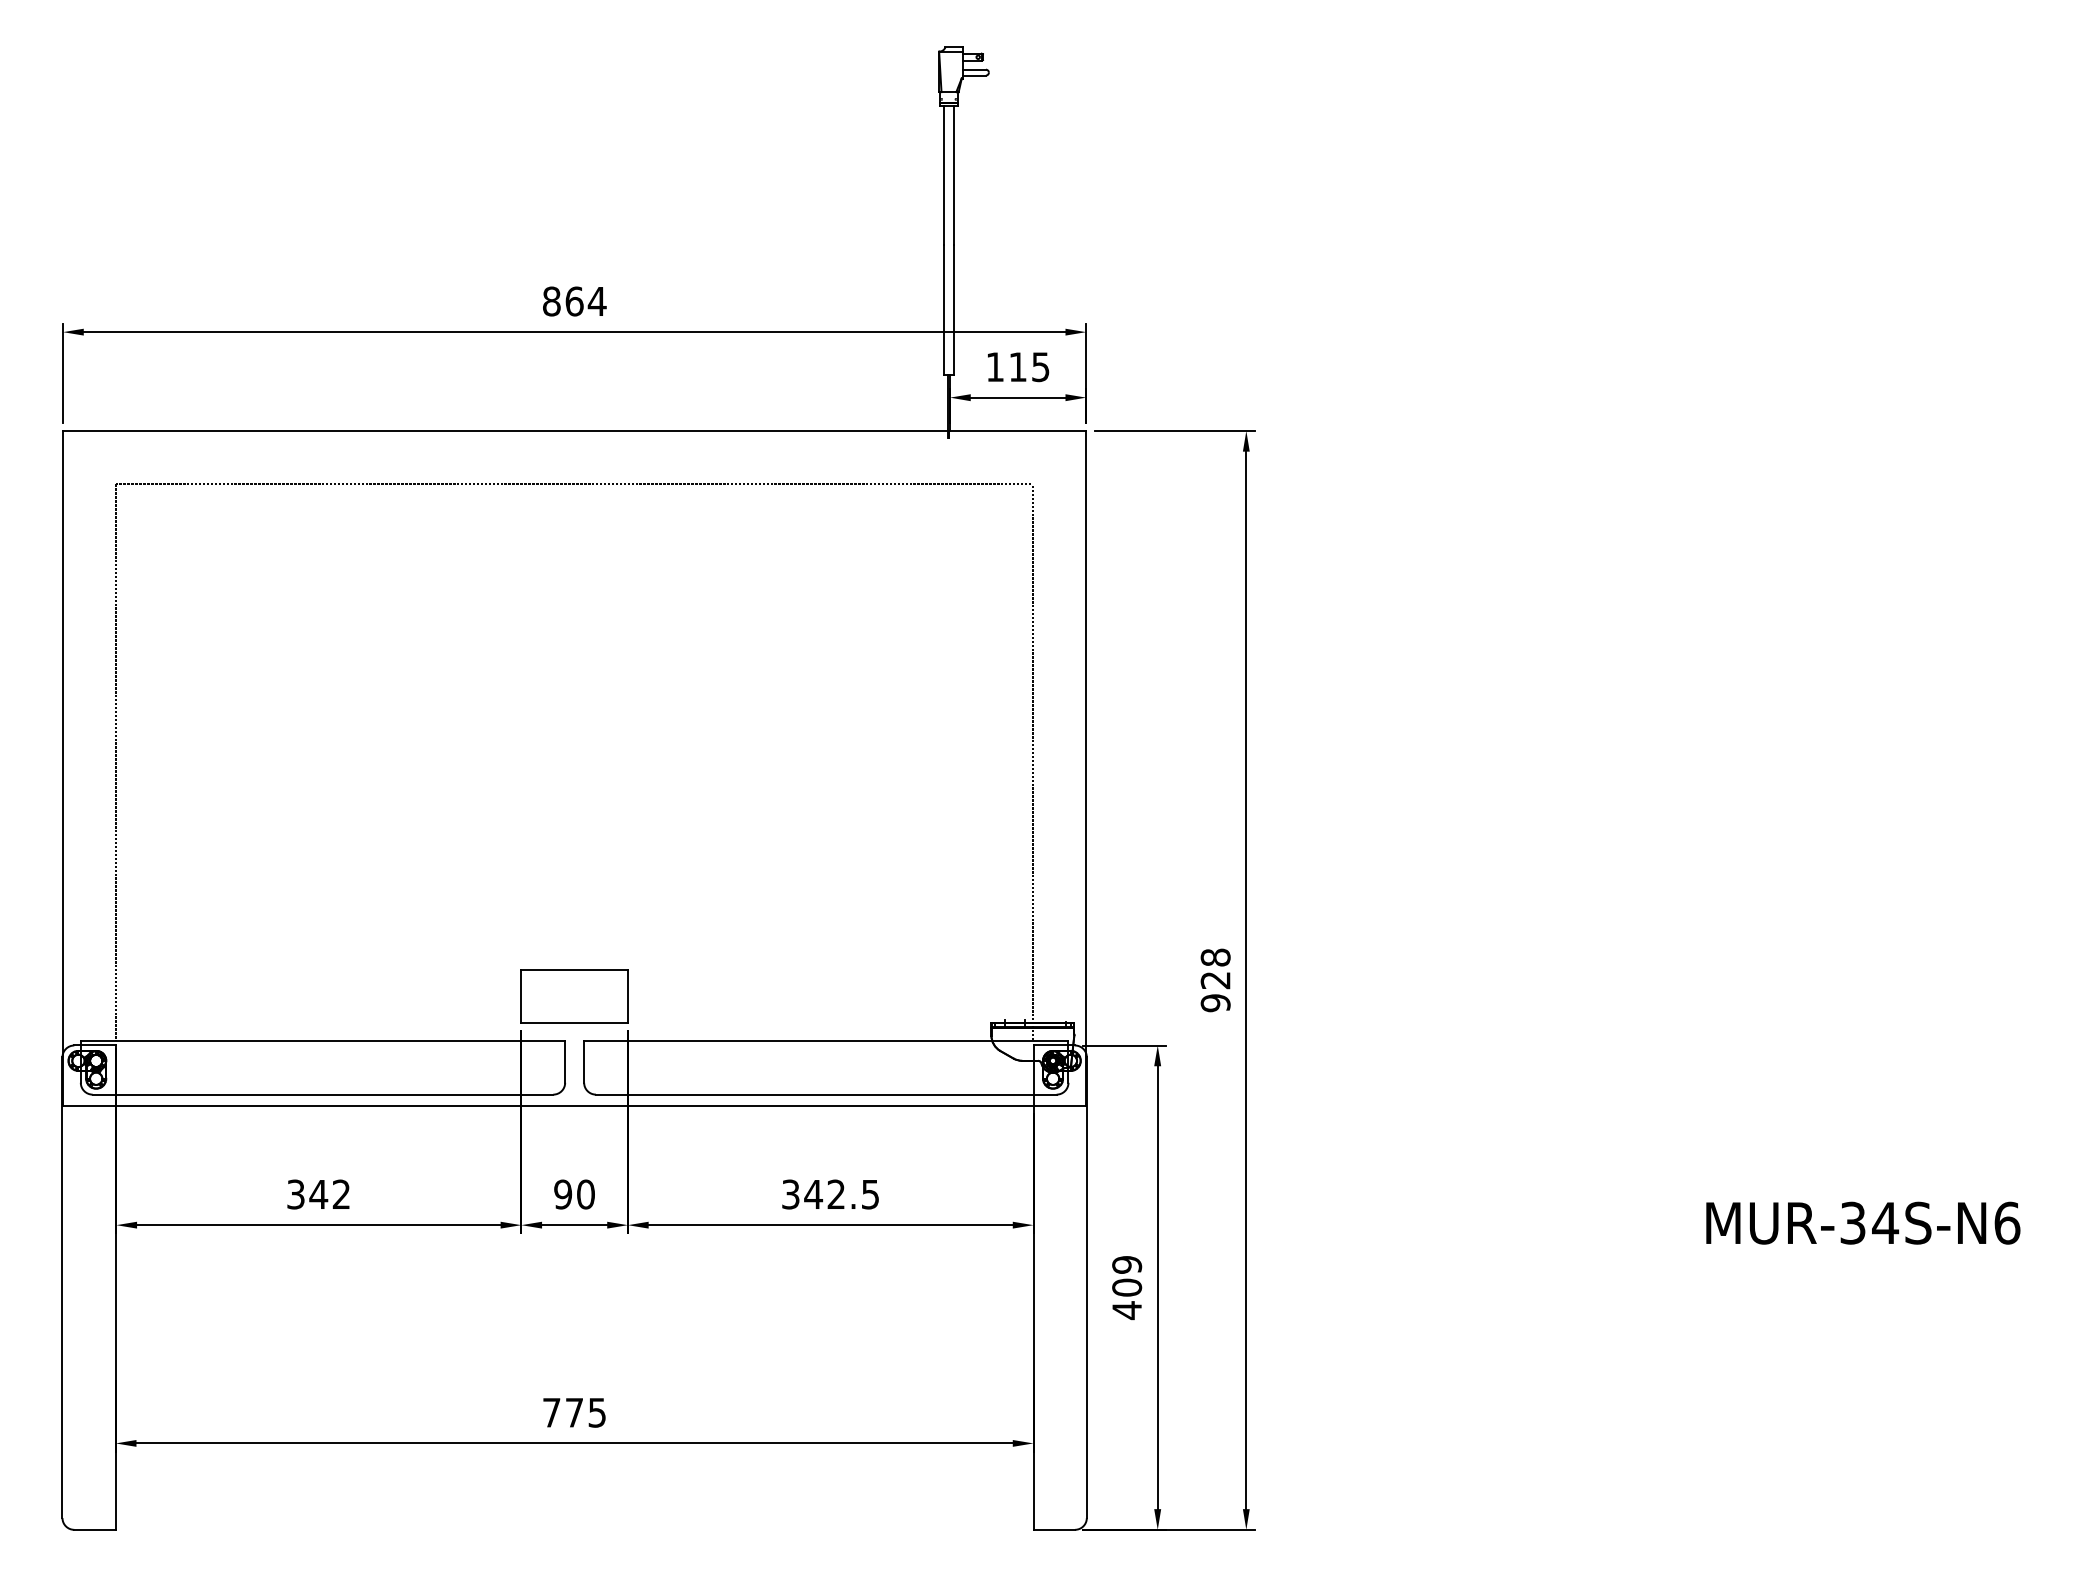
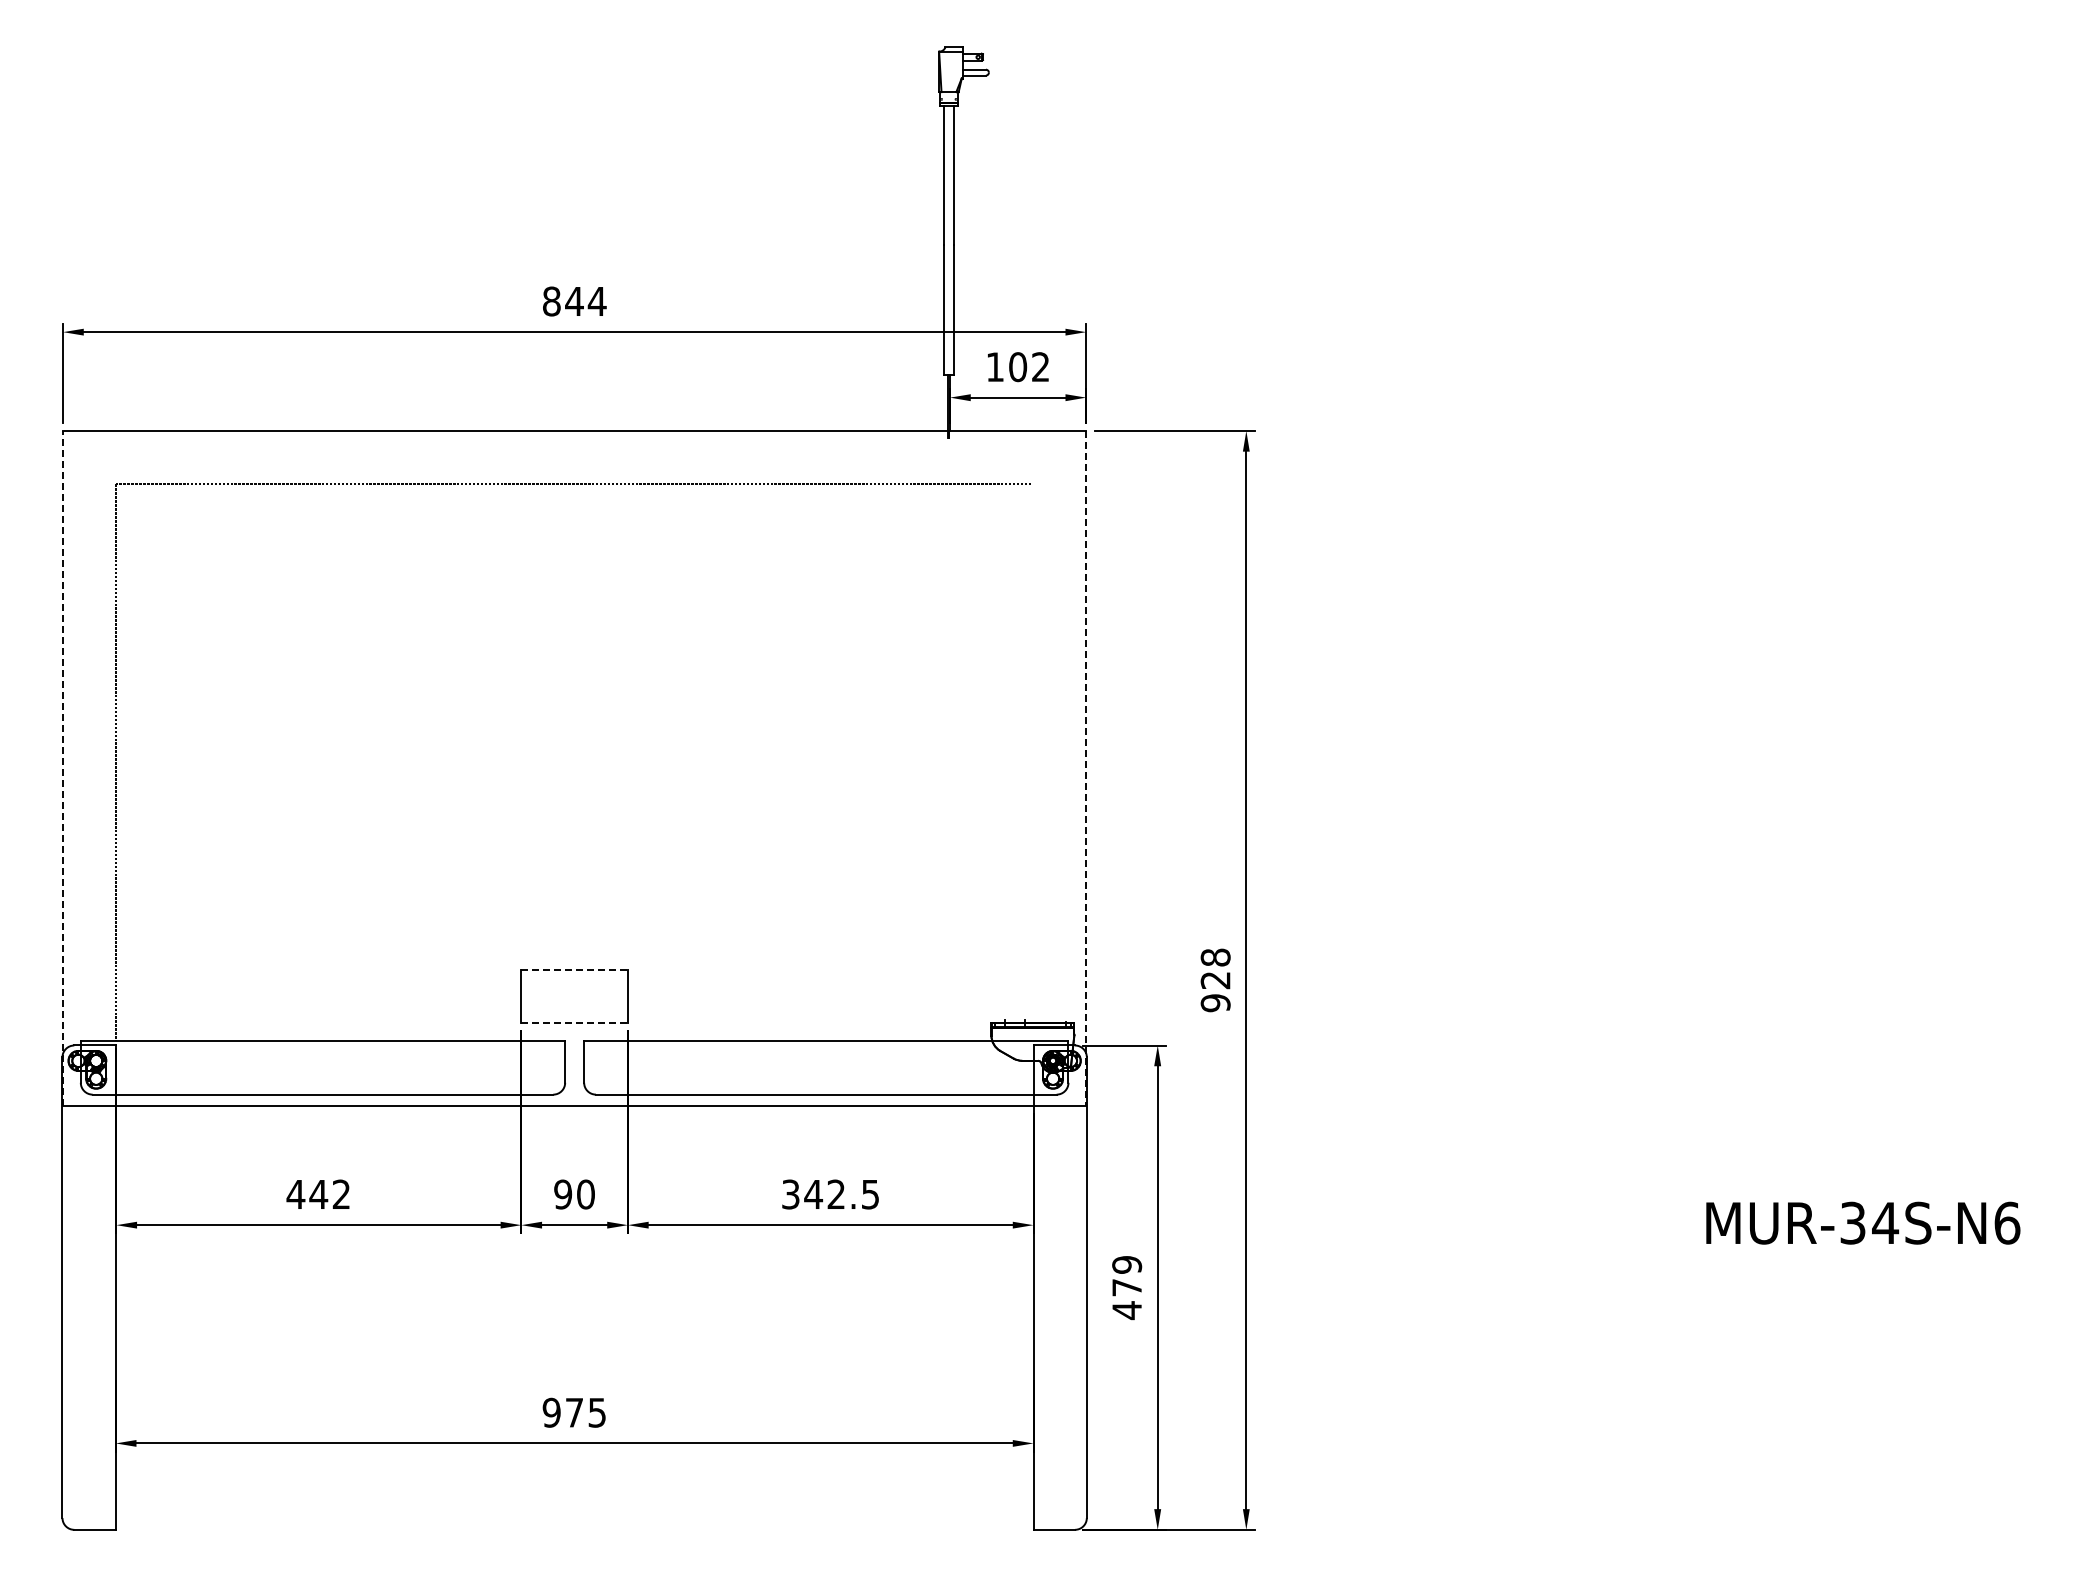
text: 864 -> 844 (574, 301)
text: 115 -> 102 (1029, 367)
line: present -> none (1032, 762)
line: solid -> dashed (63, 767)
line: solid -> dashed (1086, 768)
line: solid -> dashed (575, 969)
line: solid -> dashed (575, 1023)
text: 342 -> 442 (295, 1194)
text: 409 -> 479 (1127, 1287)
text: 775 -> 975 (551, 1412)
